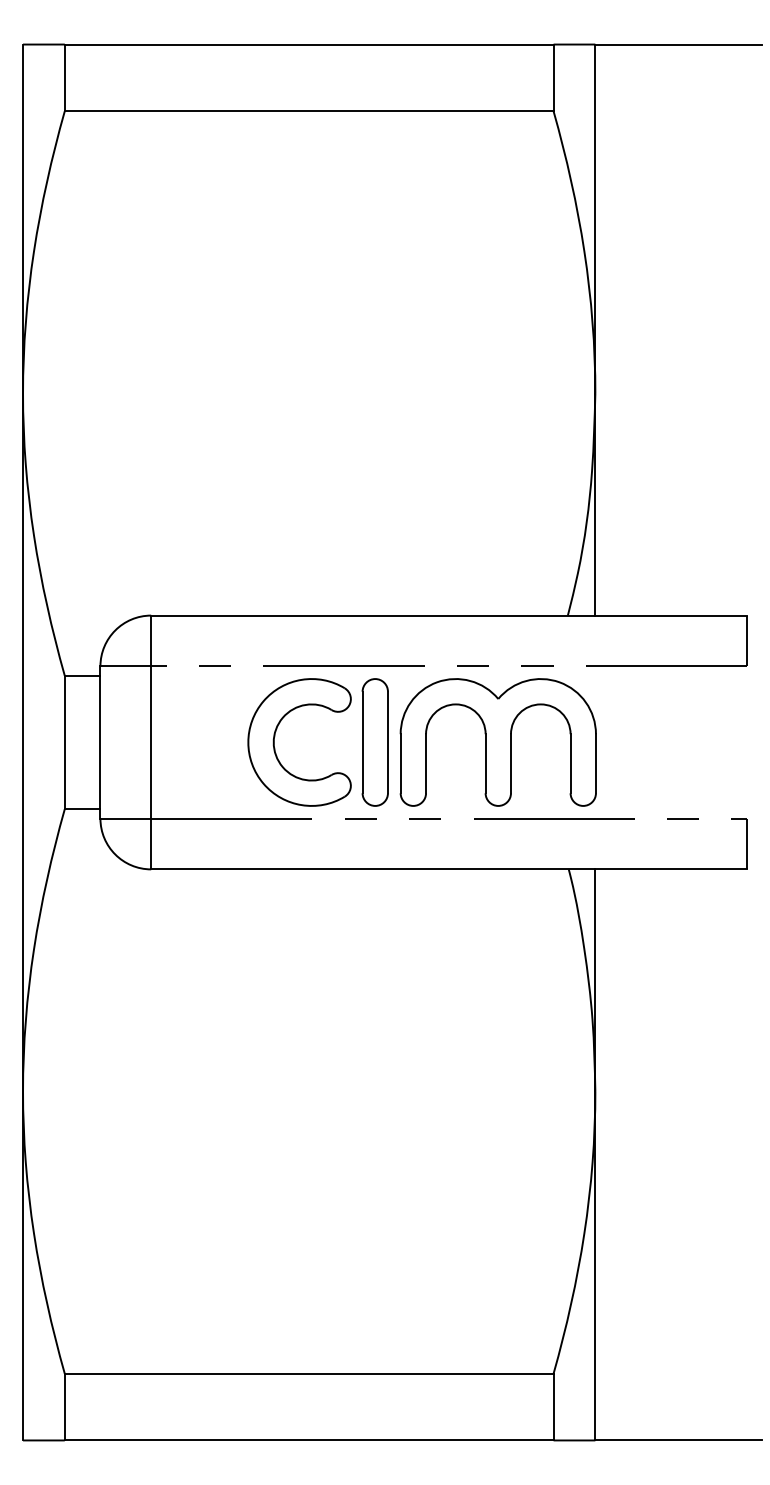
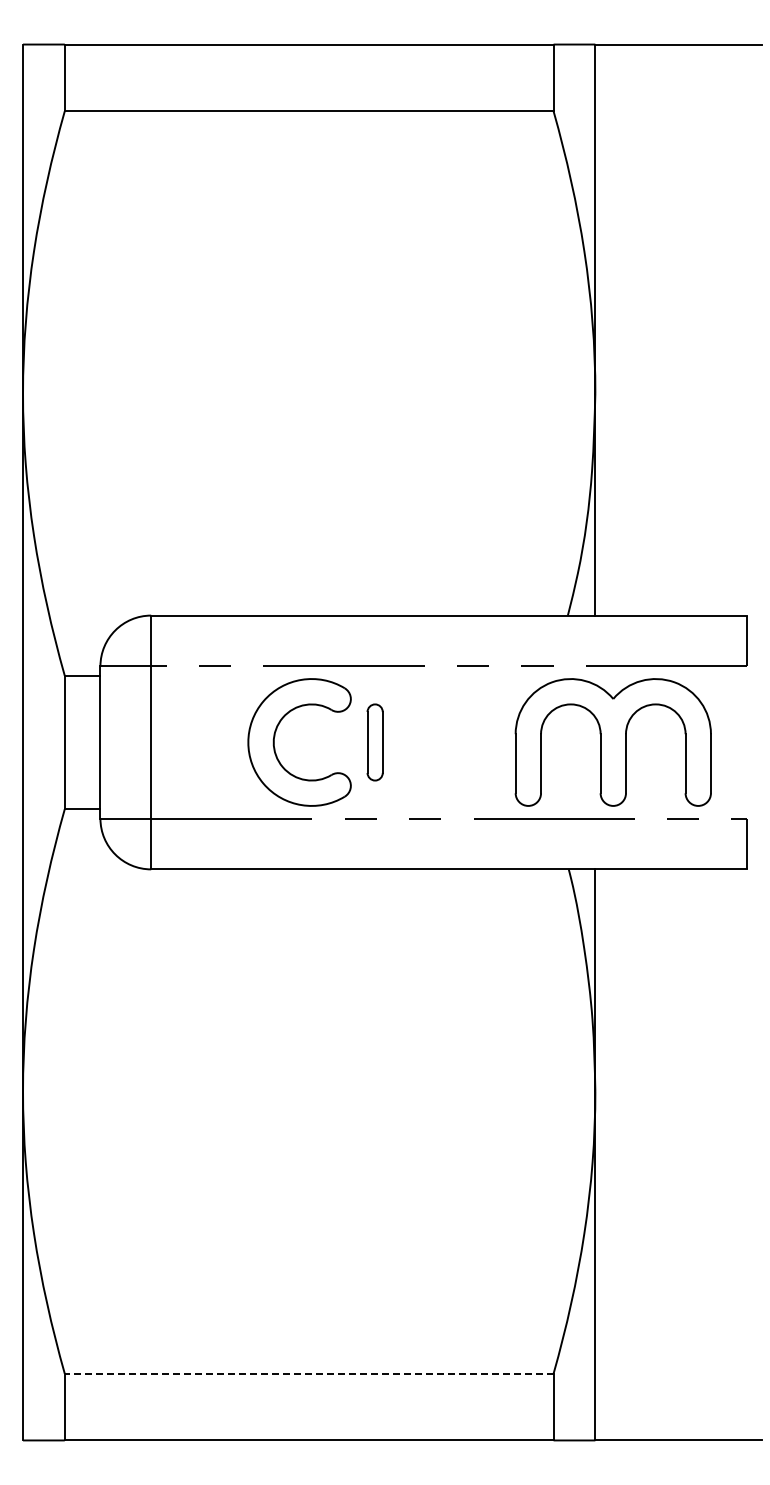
part size: 28x129 px -> 18x79 px (374, 742)
part position: (497, 742) -> (612, 742) (612, 742)
line: solid -> dashed (308, 1373)
